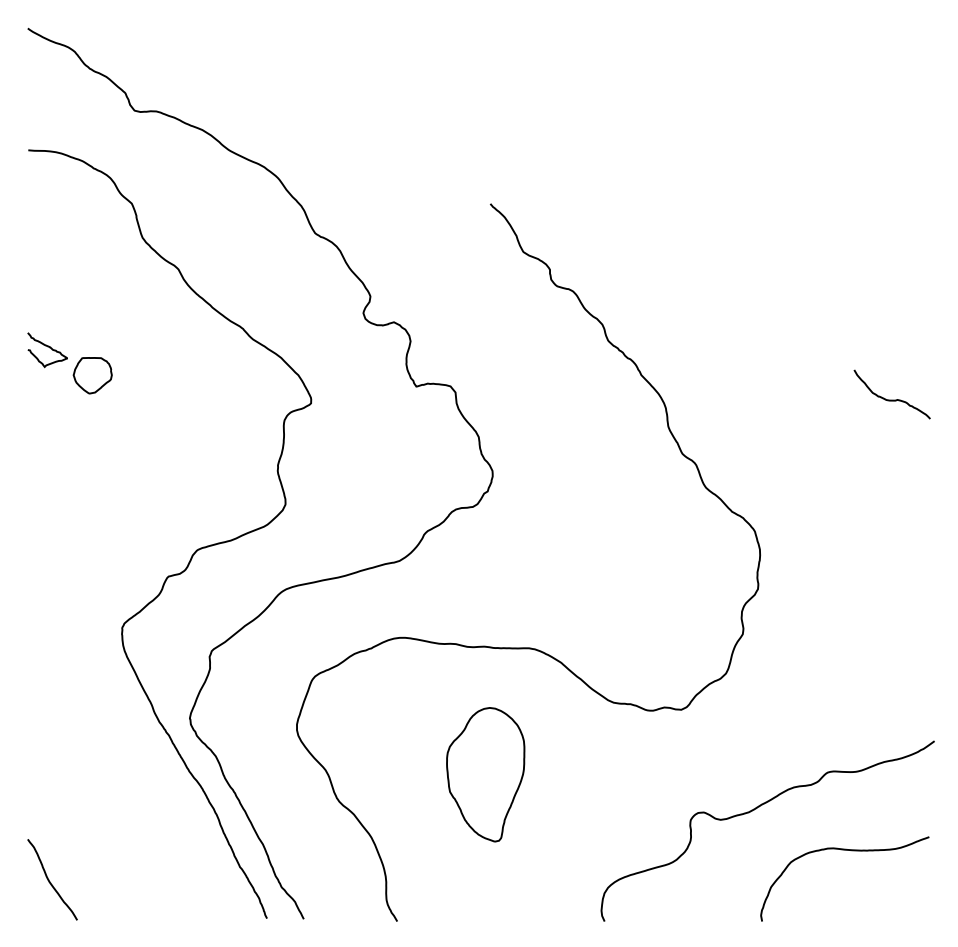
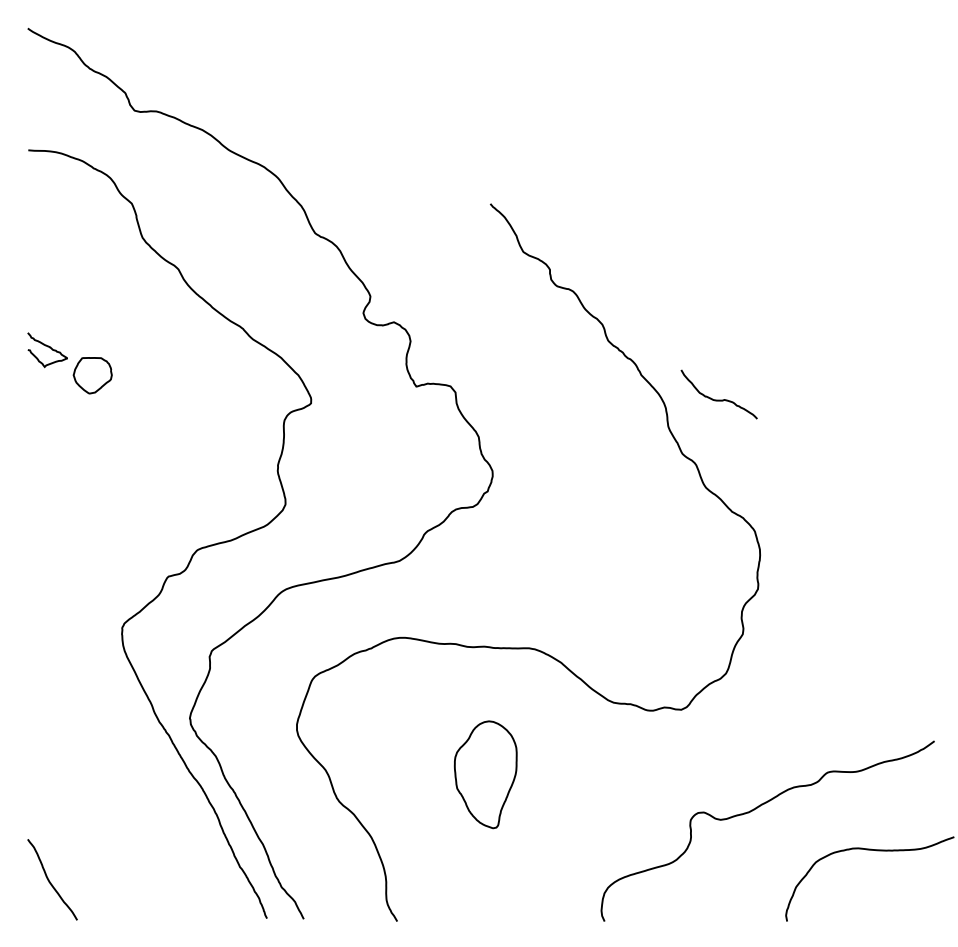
curve position: (891, 399) -> (718, 399) (718, 399)
part size: 80x136 px -> 65x110 px (485, 774)
curve position: (851, 851) -> (876, 851) (876, 851)
